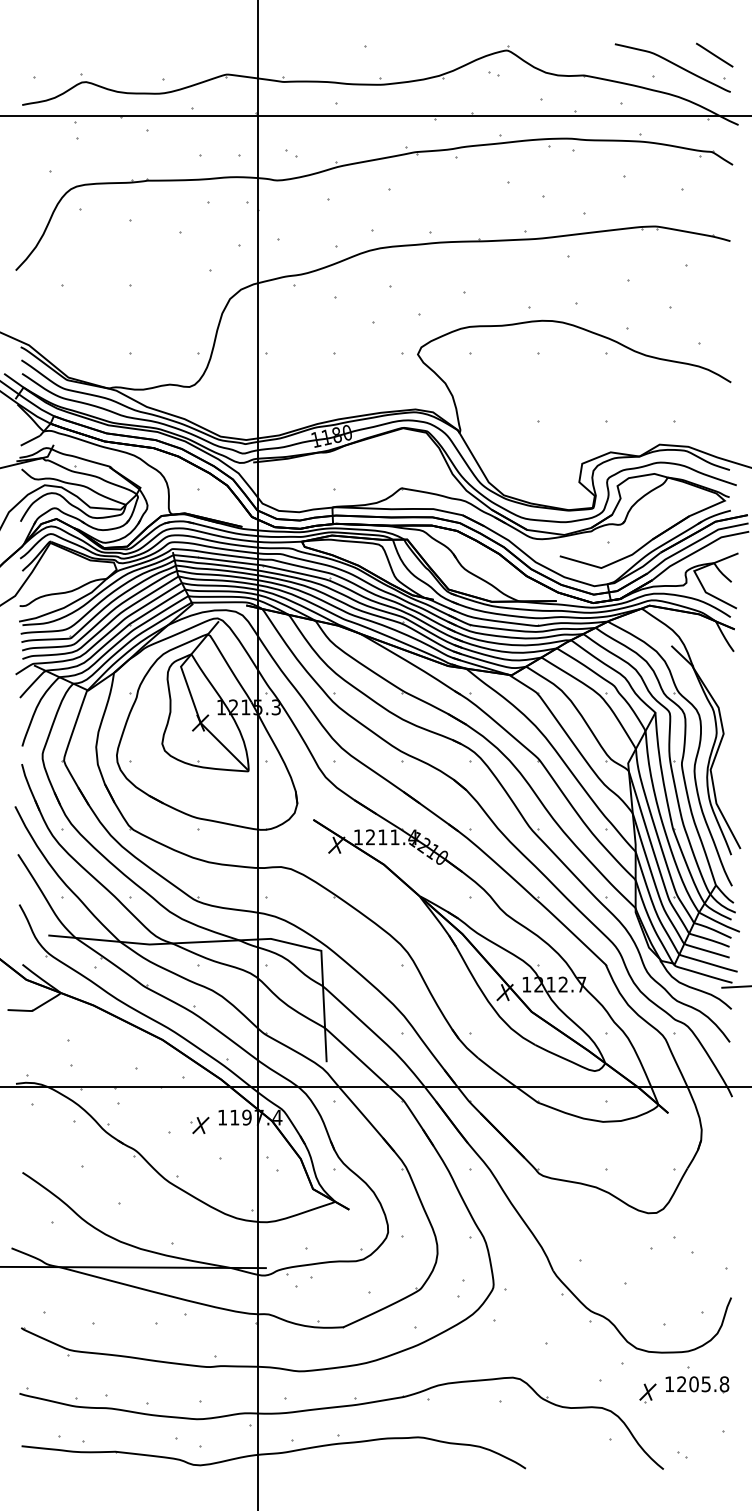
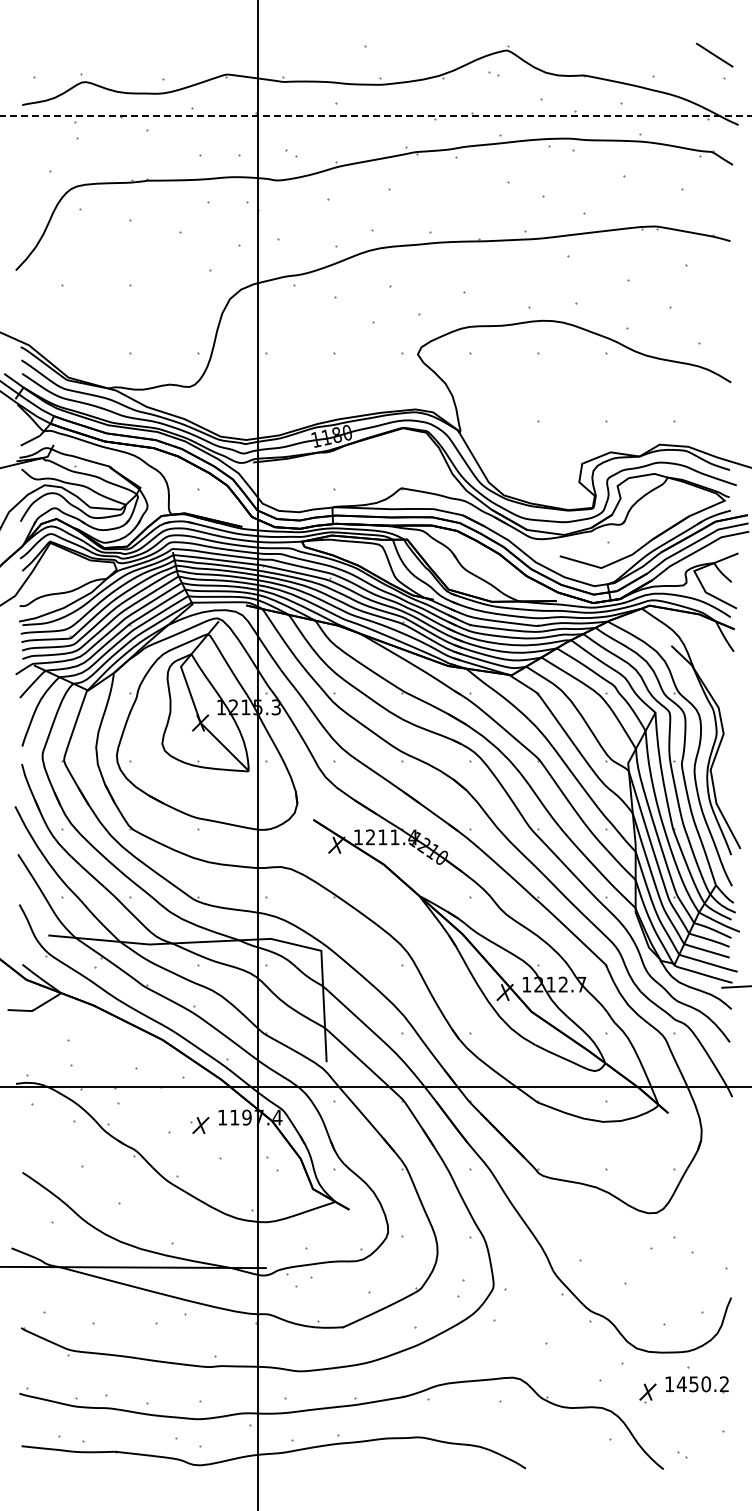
curve: present -> none (674, 65)
line: solid -> dashed (376, 116)
text: 1205.8 -> 1450.2 (702, 1384)
